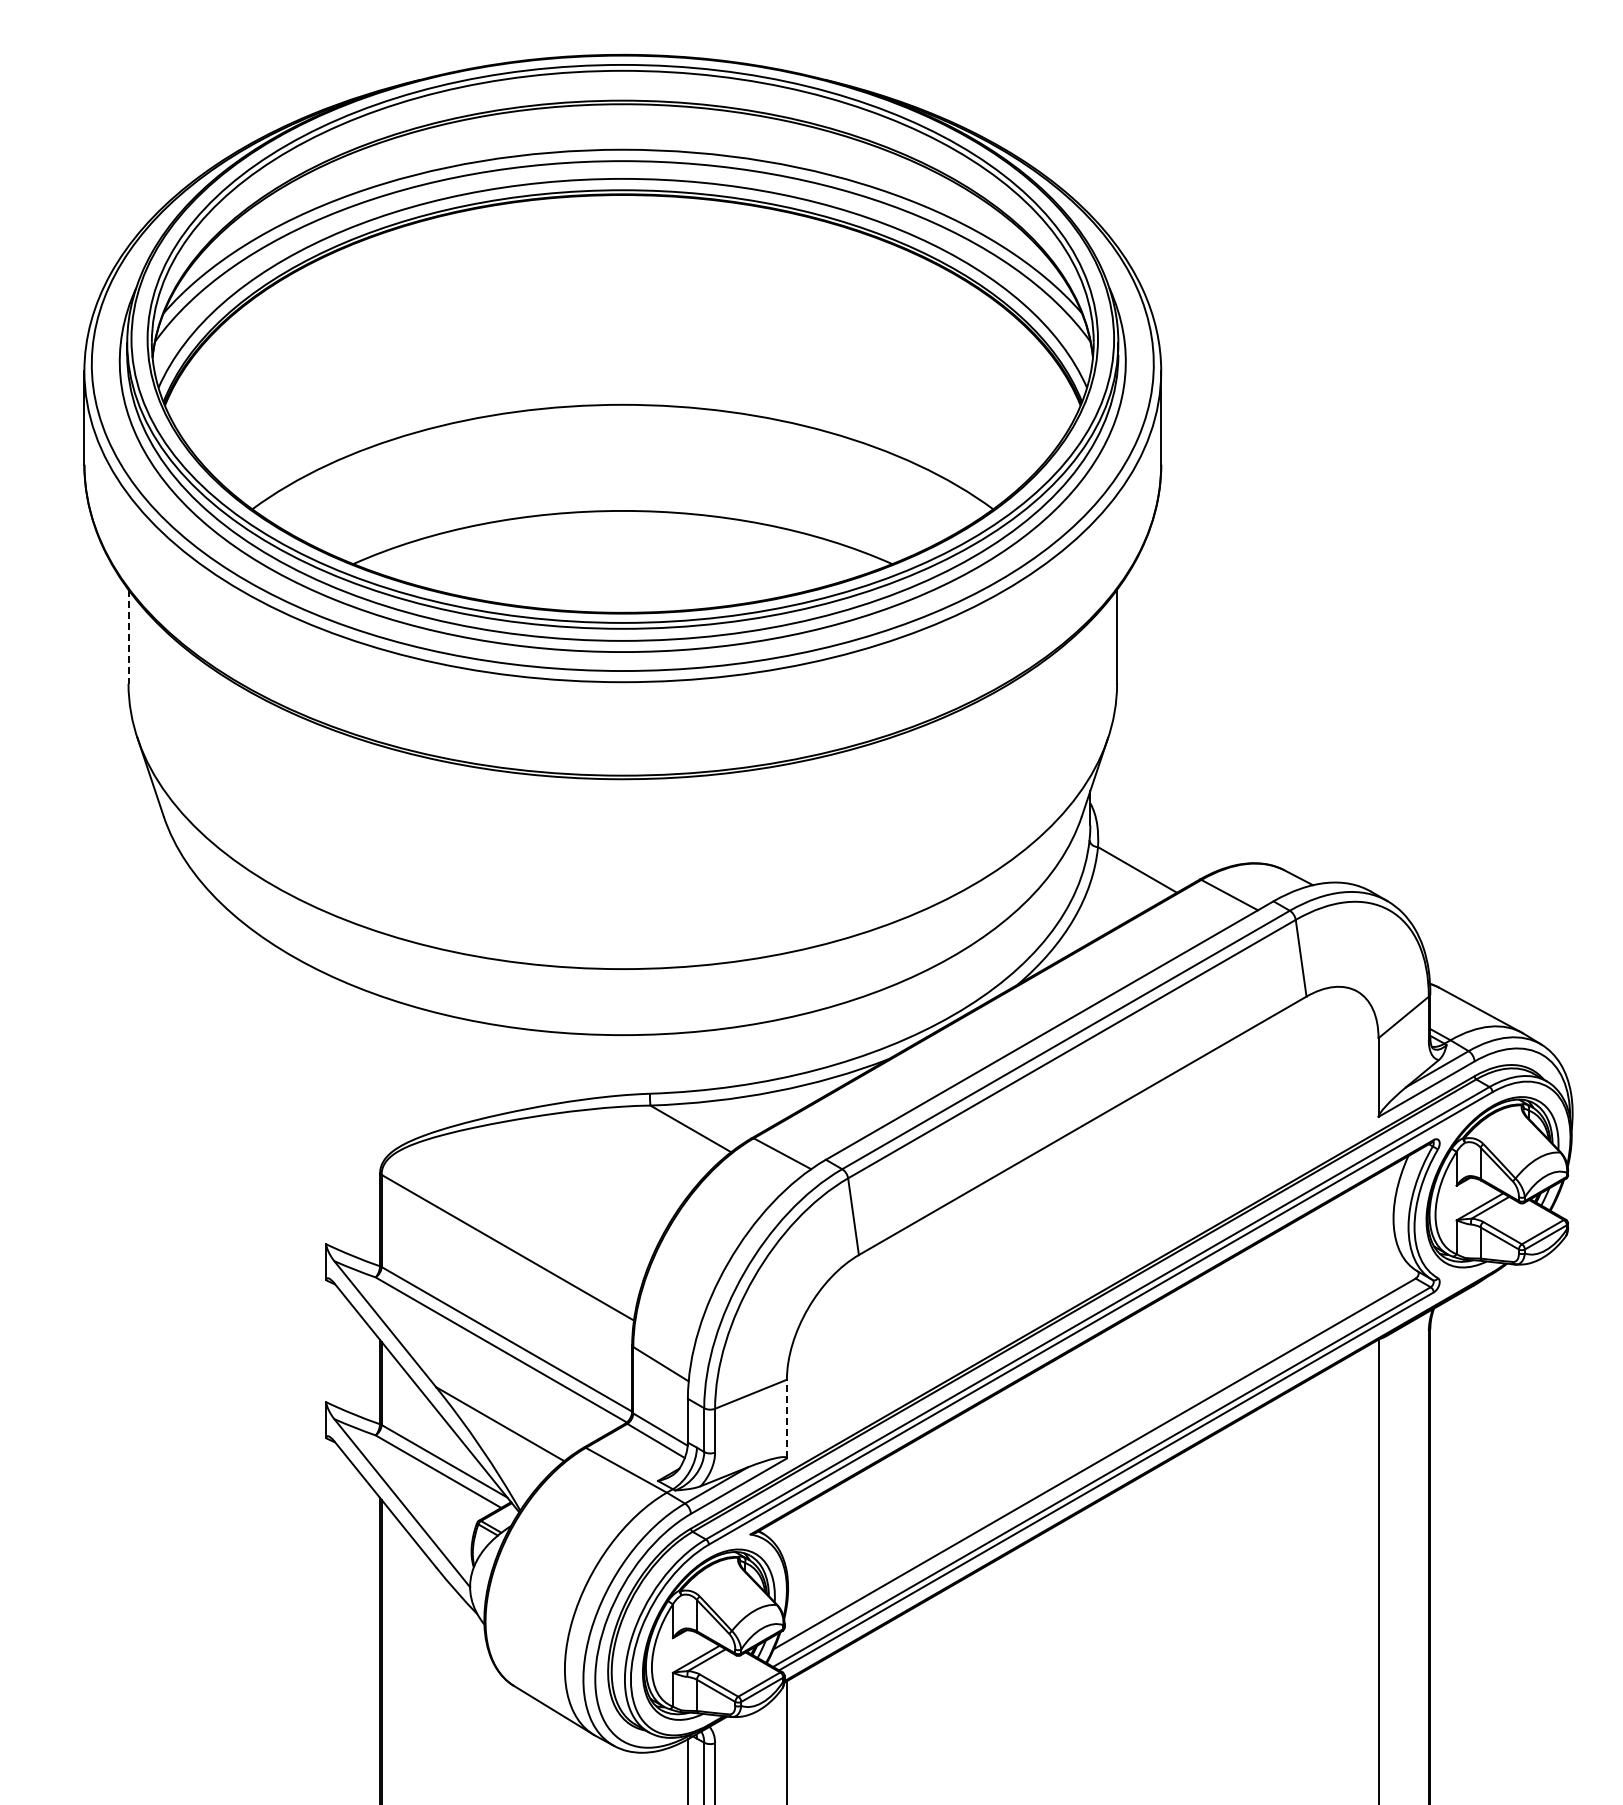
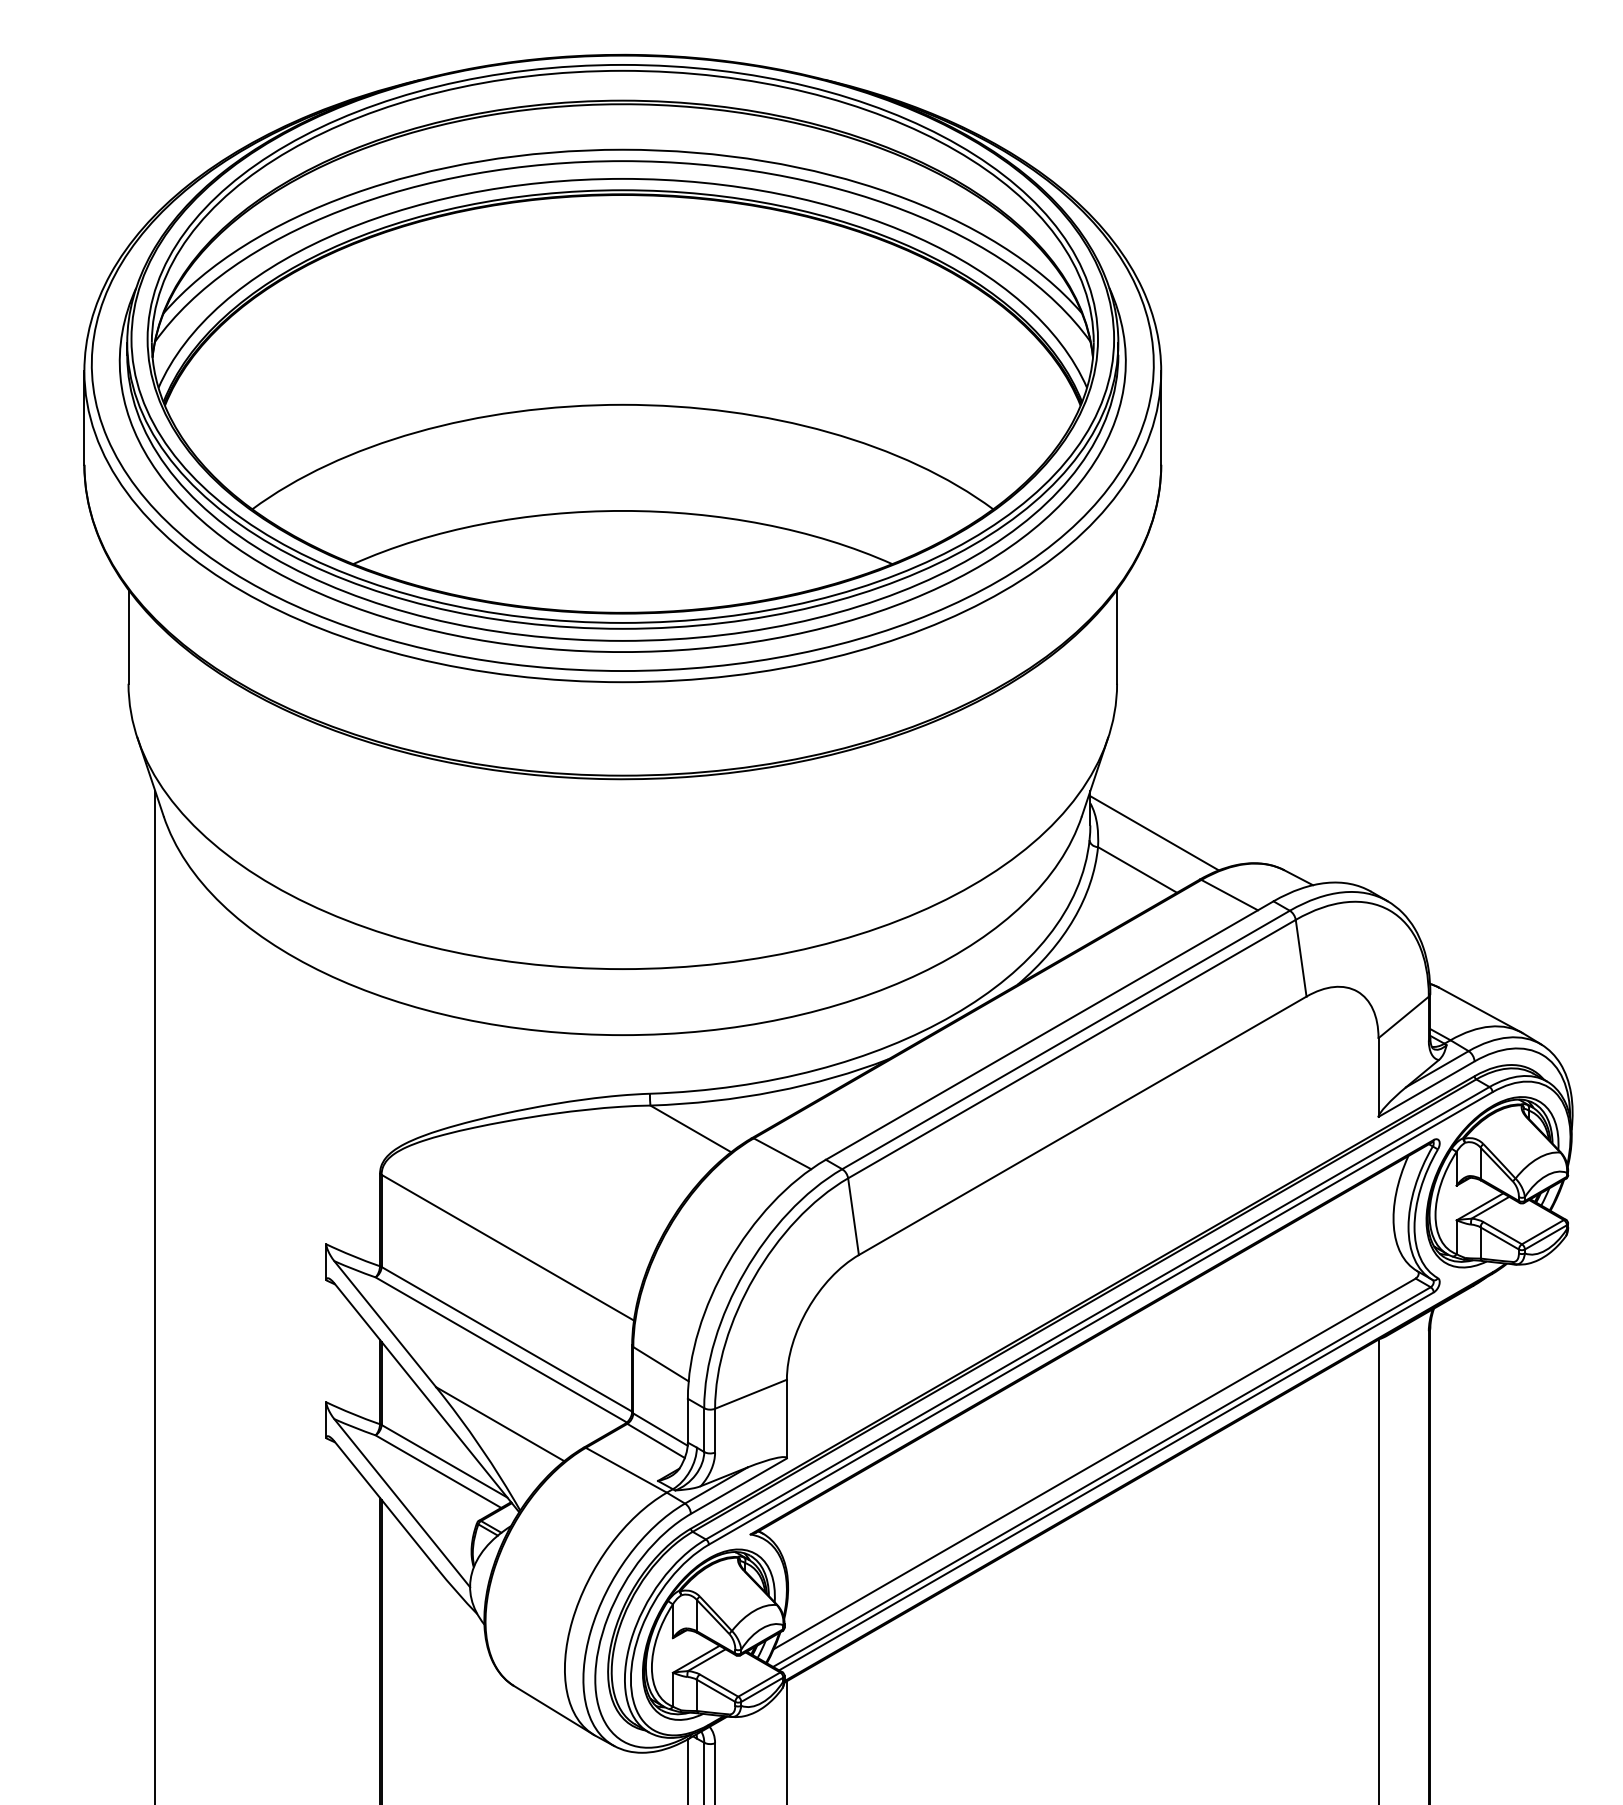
line: dashed -> solid (128, 636)
line: none -> present (1154, 833)
line: none -> present (155, 1296)
line: dashed -> solid (786, 1418)
